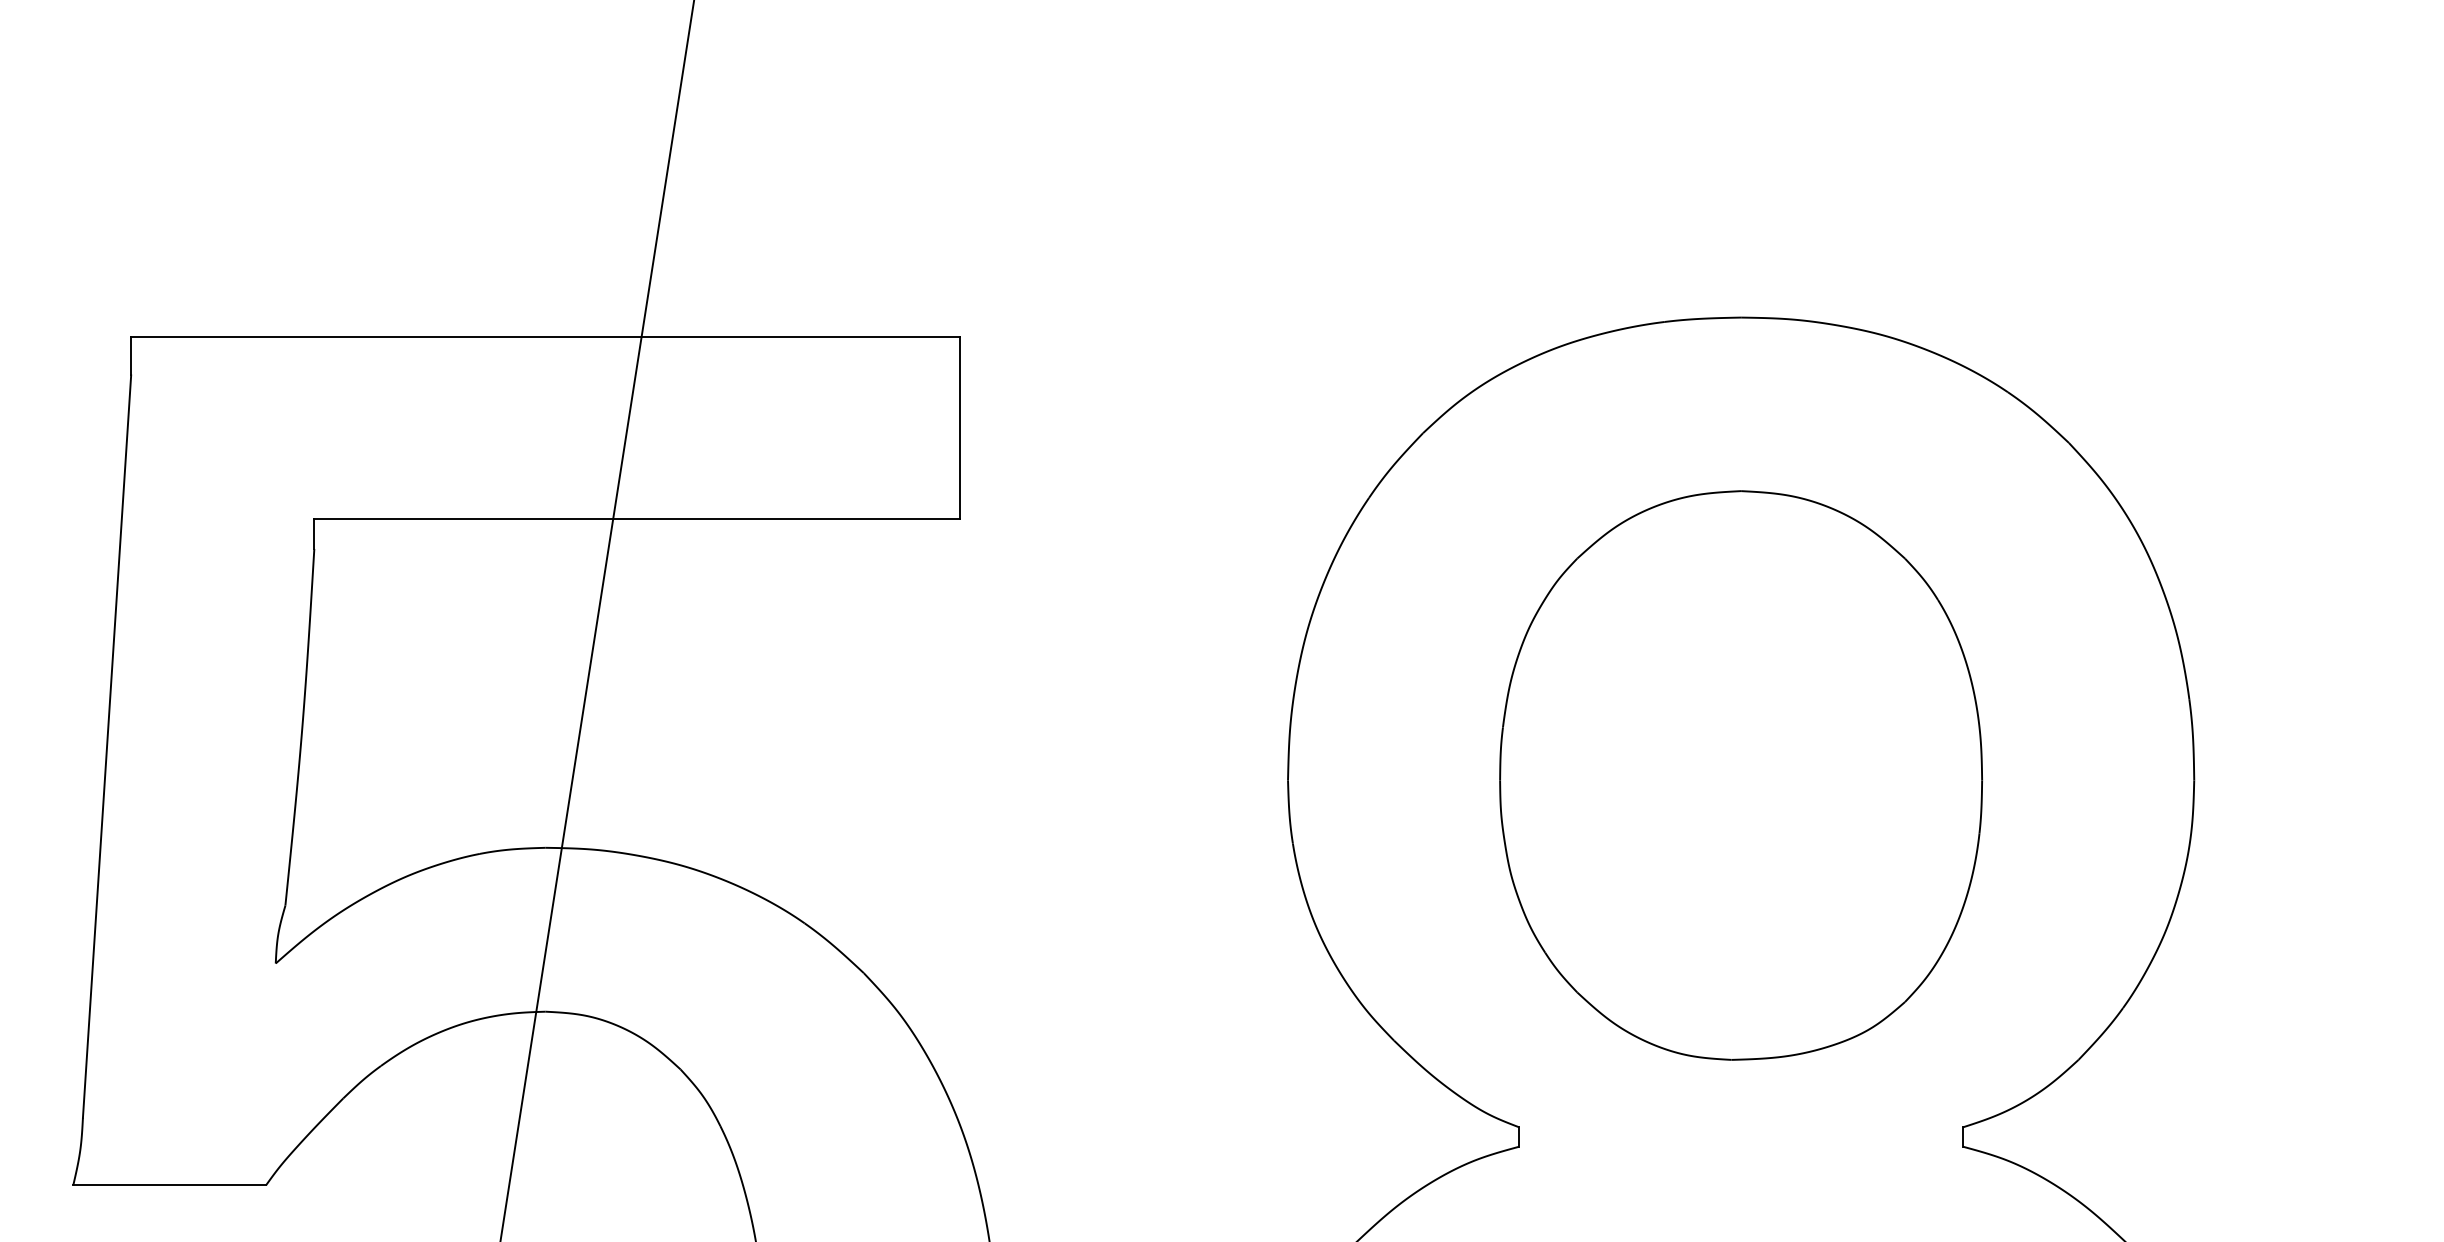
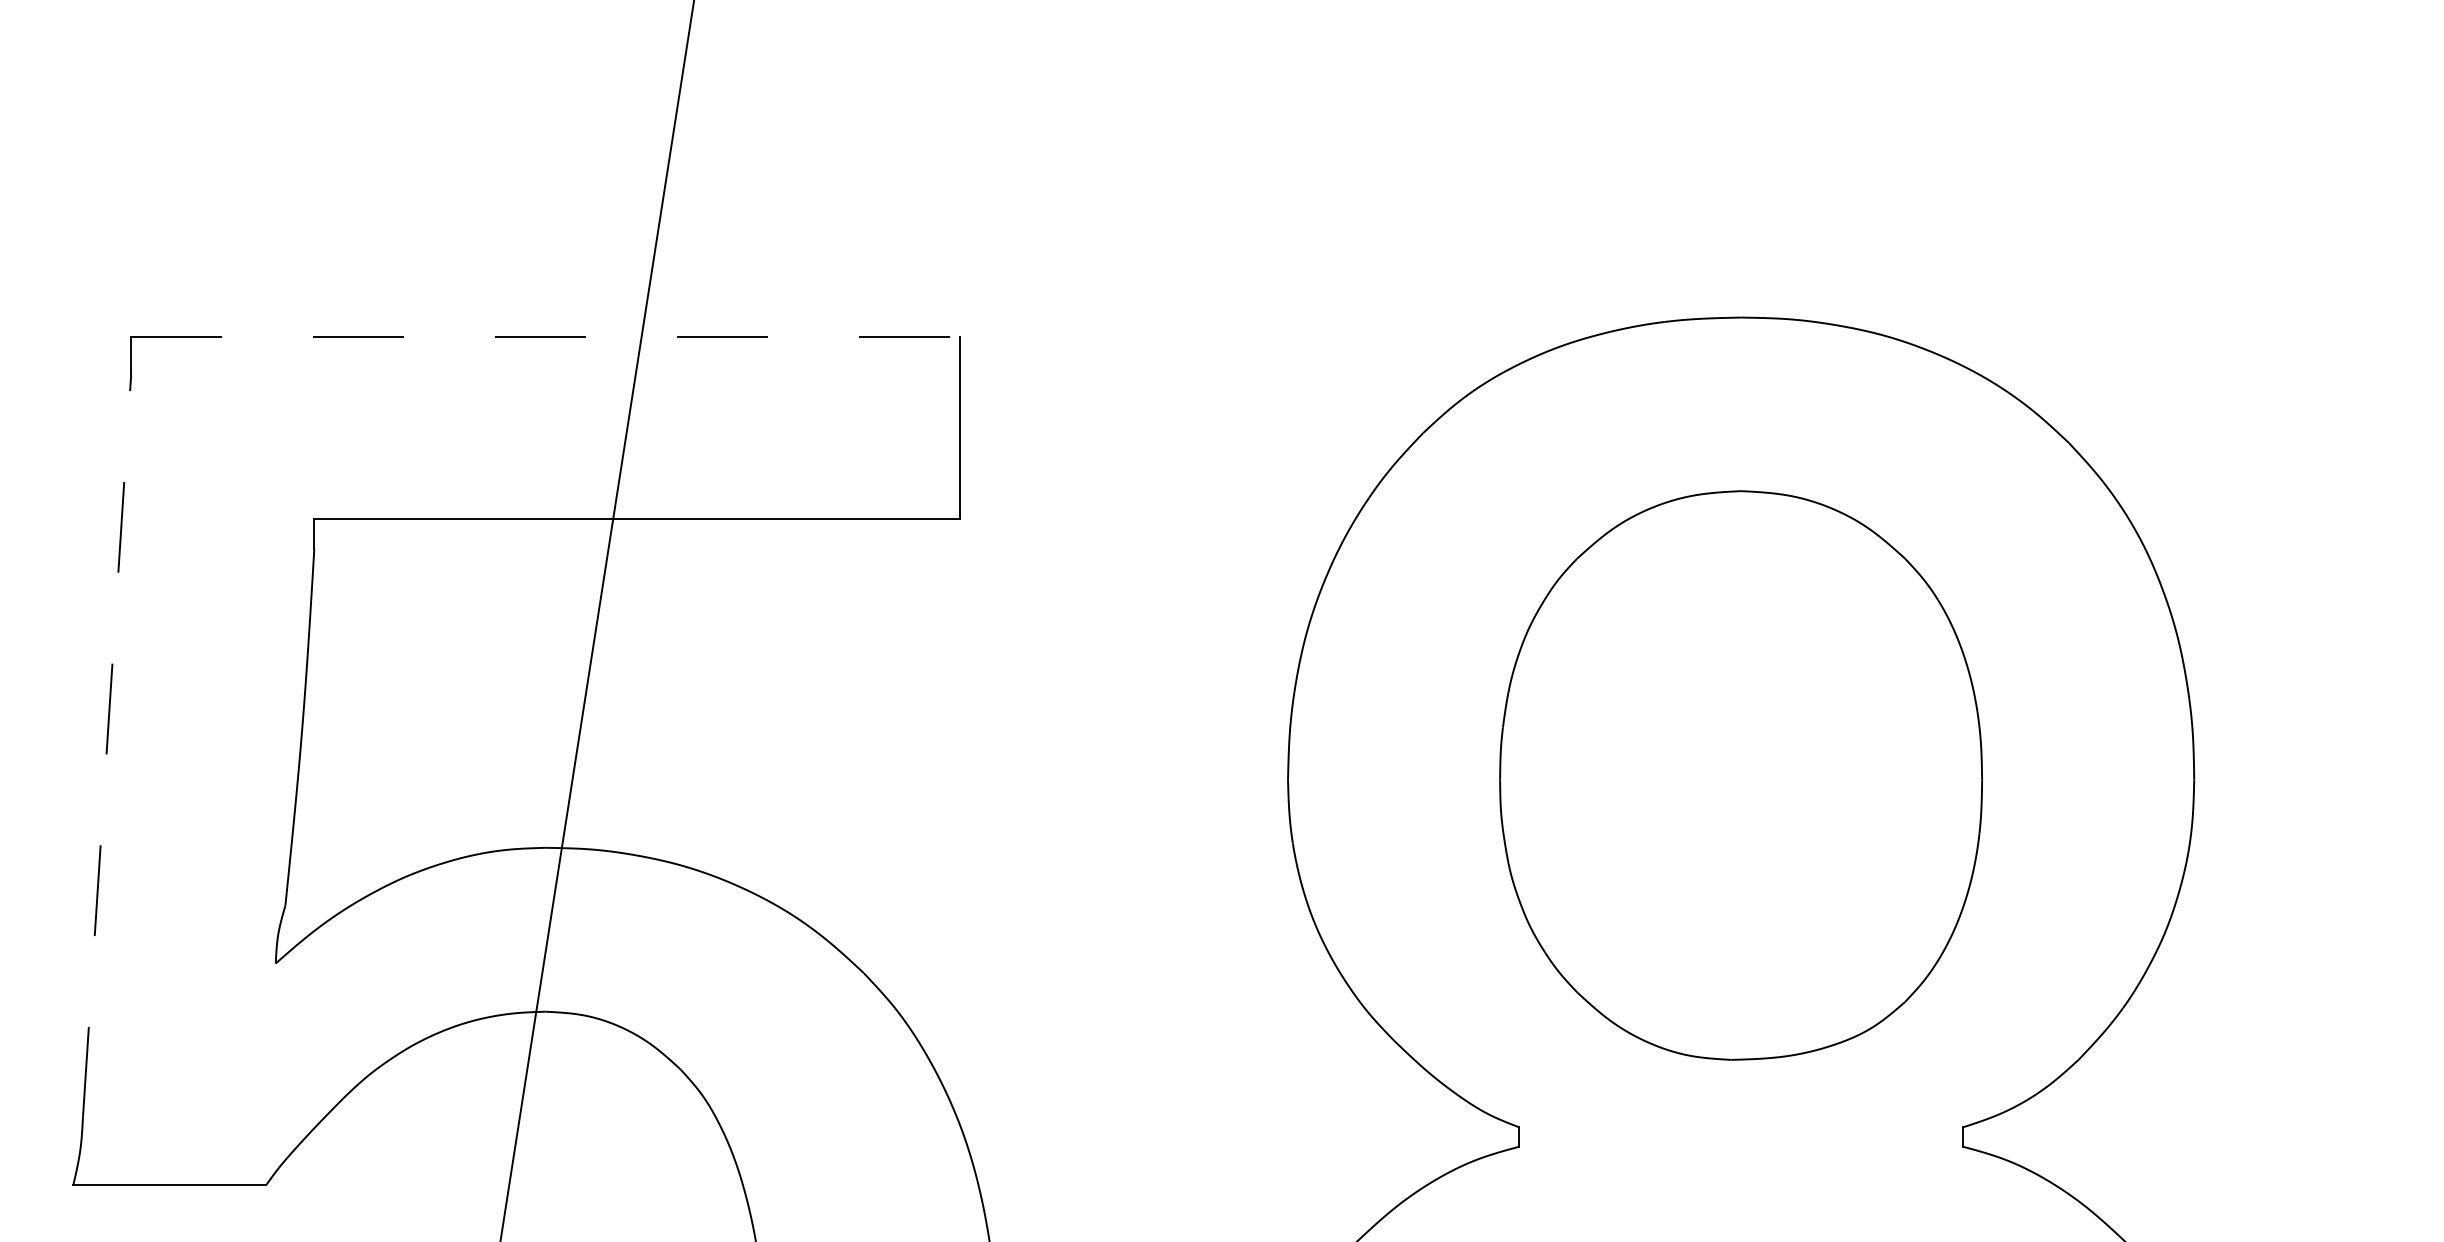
line: solid -> dashed (545, 336)
line: solid -> dashed (107, 746)
